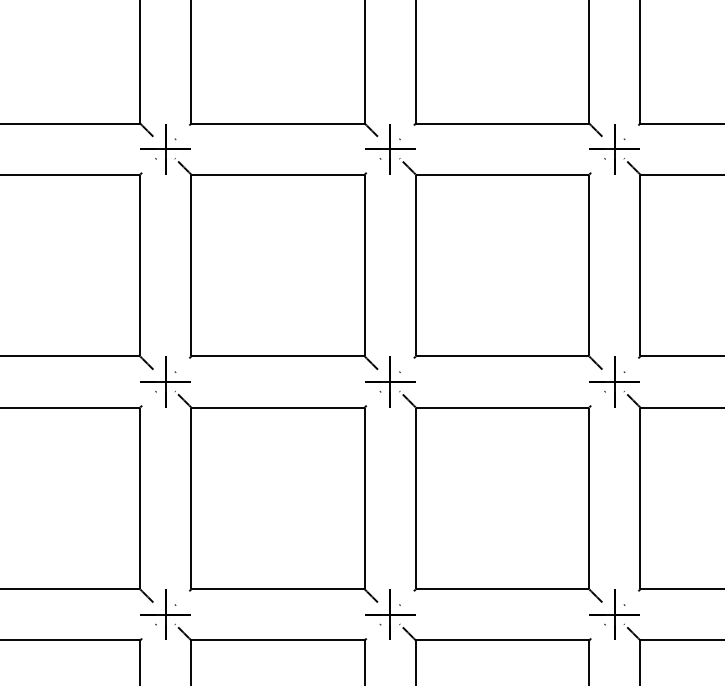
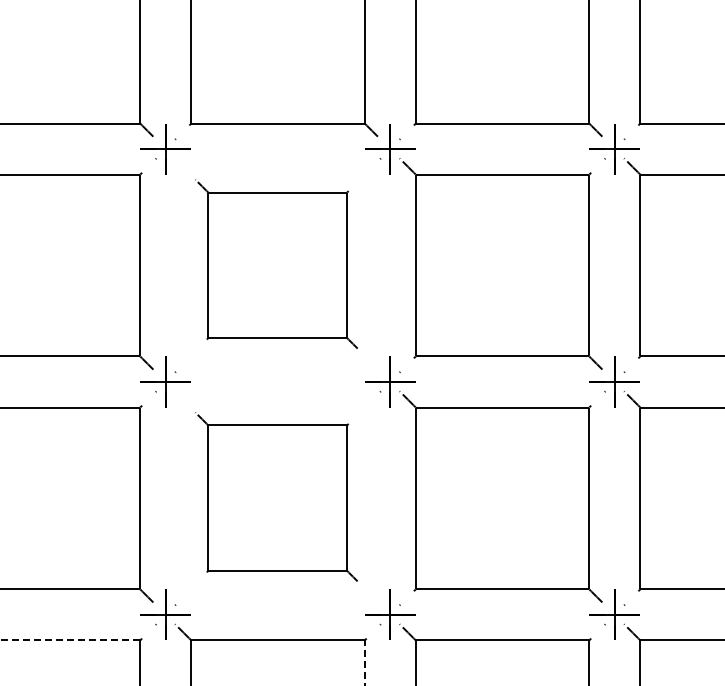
part size: 205x213 px -> 163x170 px (276, 263)
part size: 205x212 px -> 163x170 px (276, 496)
line: solid -> dashed (70, 640)
line: solid -> dashed (364, 662)
